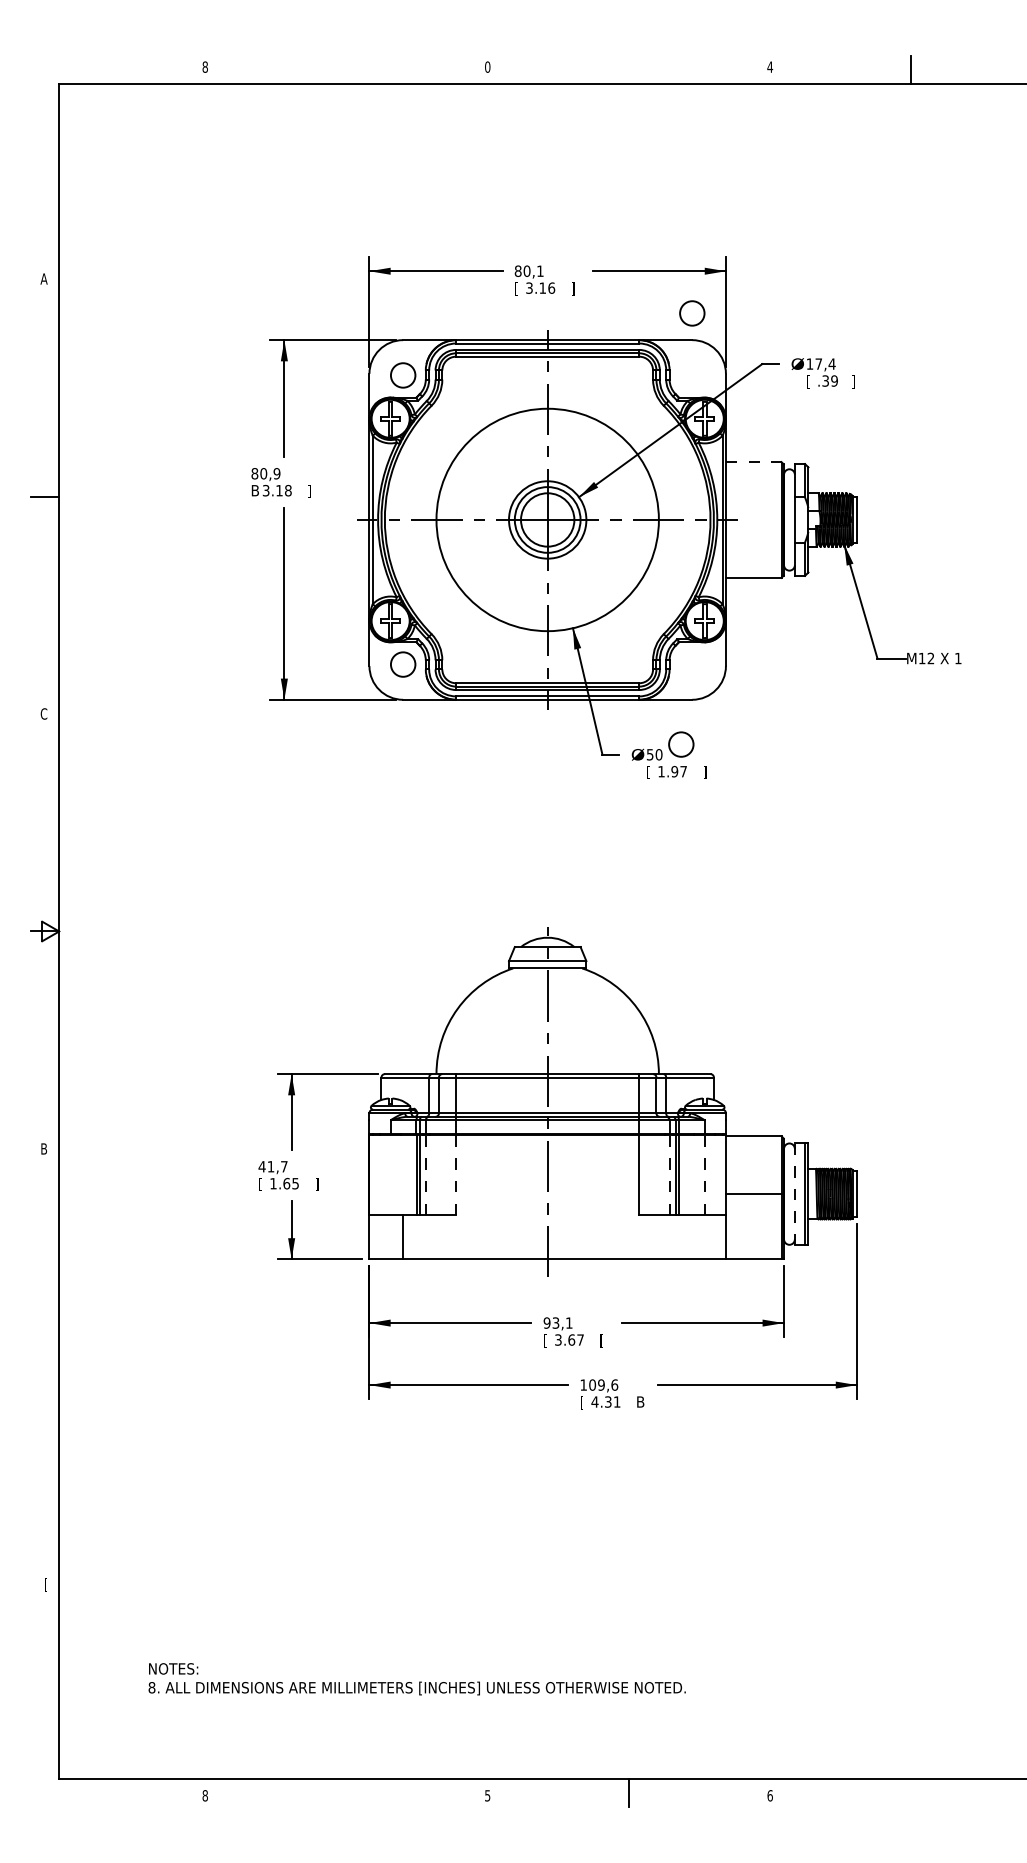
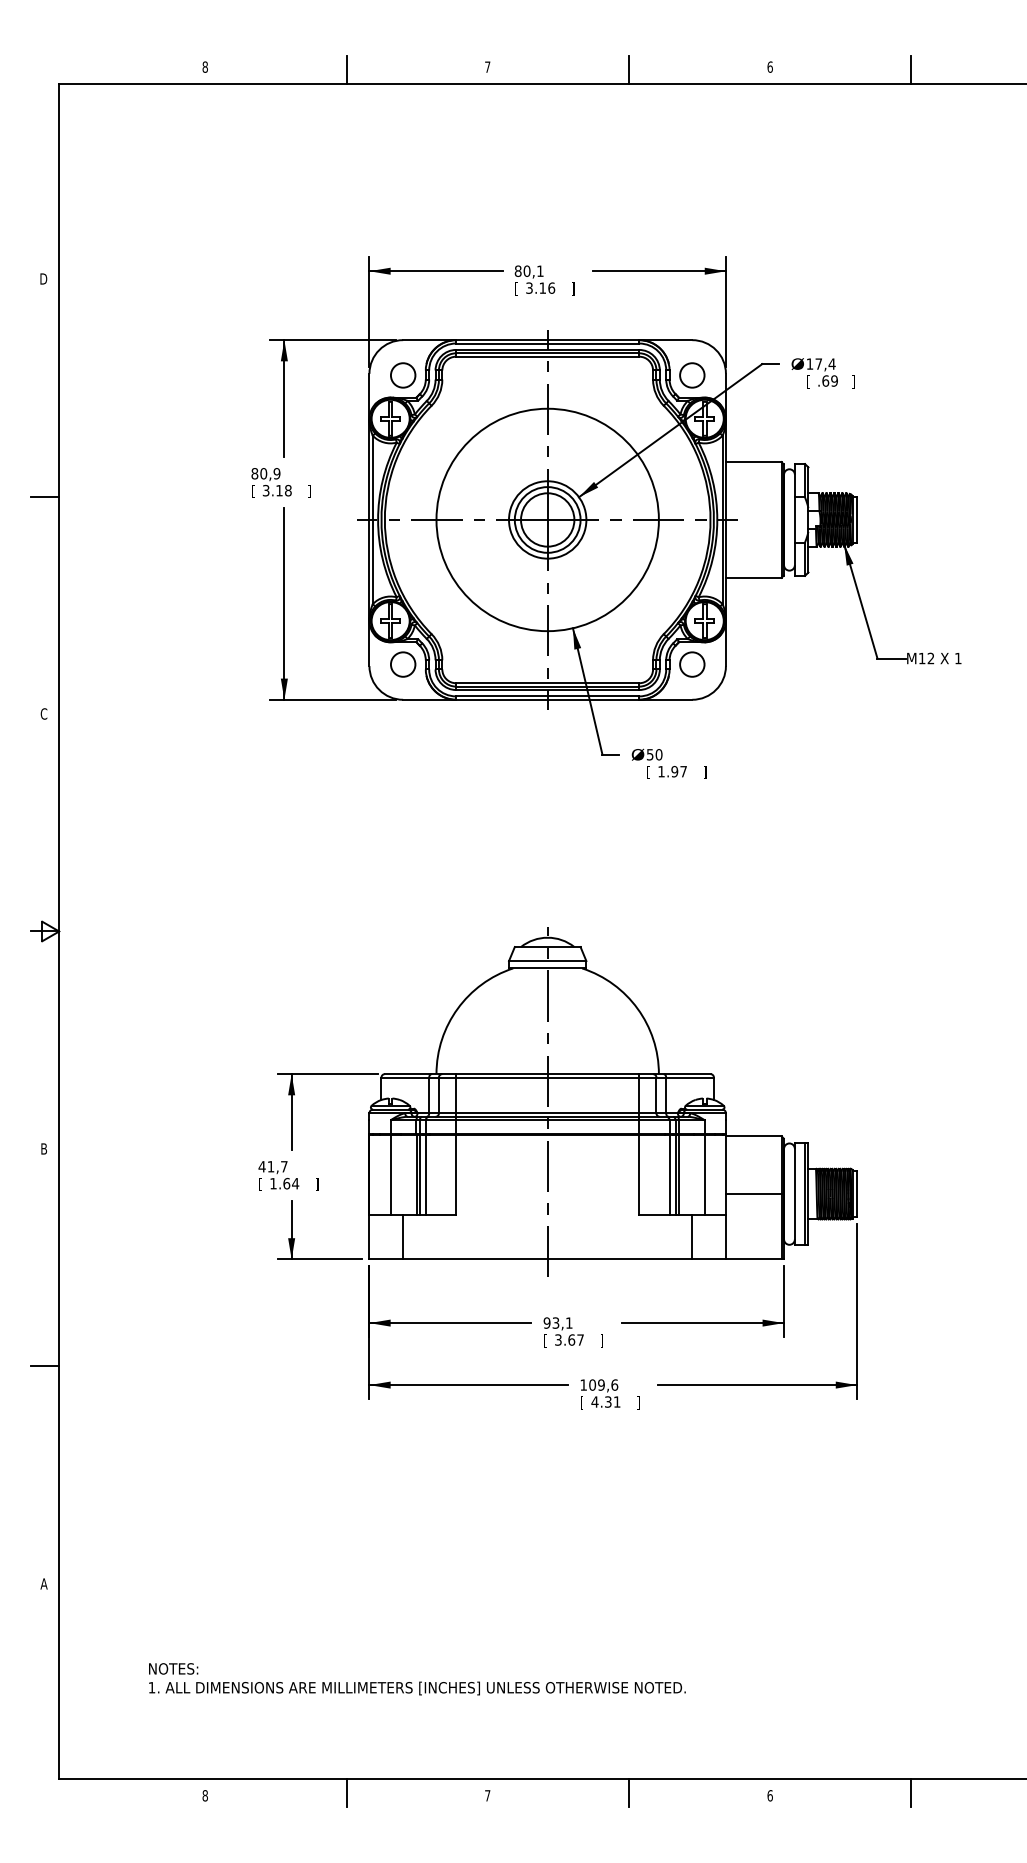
text: 0 -> 7 (487, 66)
text: 4 -> 6 (770, 66)
line: none -> present (346, 69)
line: none -> present (628, 69)
text: A -> D (43, 278)
circle position: (692, 313) -> (692, 375) (692, 375)
text: .39 -> .69 (825, 380)
line: dashed -> solid (753, 462)
text: B -> [ (254, 491)
circle position: (681, 744) -> (692, 664) (692, 664)
line: none -> present (390, 1174)
line: dashed -> solid (425, 1175)
line: dashed -> solid (456, 1175)
line: dashed -> solid (669, 1175)
line: dashed -> solid (704, 1175)
text: 1.65 -> 1.64 (295, 1183)
line: dashed -> solid (794, 1193)
line: none -> present (692, 1236)
text: [ -> ] (601, 1340)
line: none -> present (44, 1366)
text: B -> ] (640, 1402)
text: [ -> A (43, 1584)
text: 8. -> 1. (151, 1687)
line: none -> present (346, 1792)
line: none -> present (911, 1792)
text: 5 -> 7 (487, 1795)
